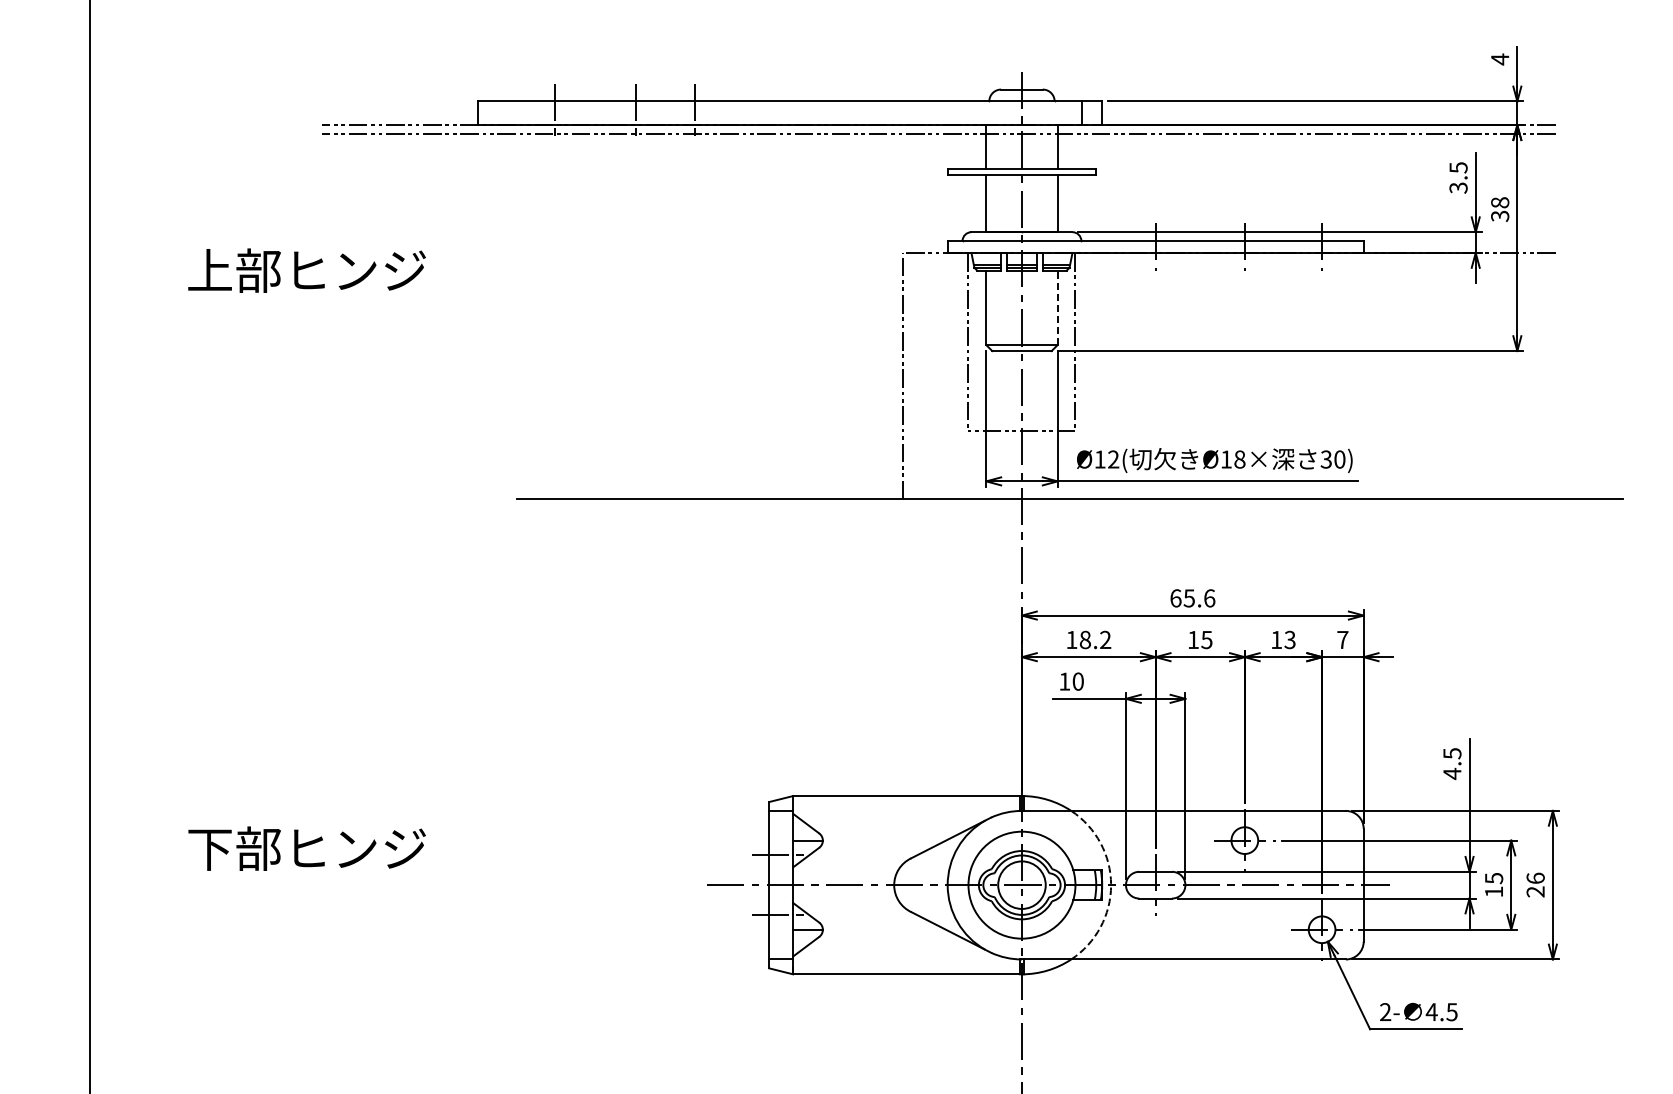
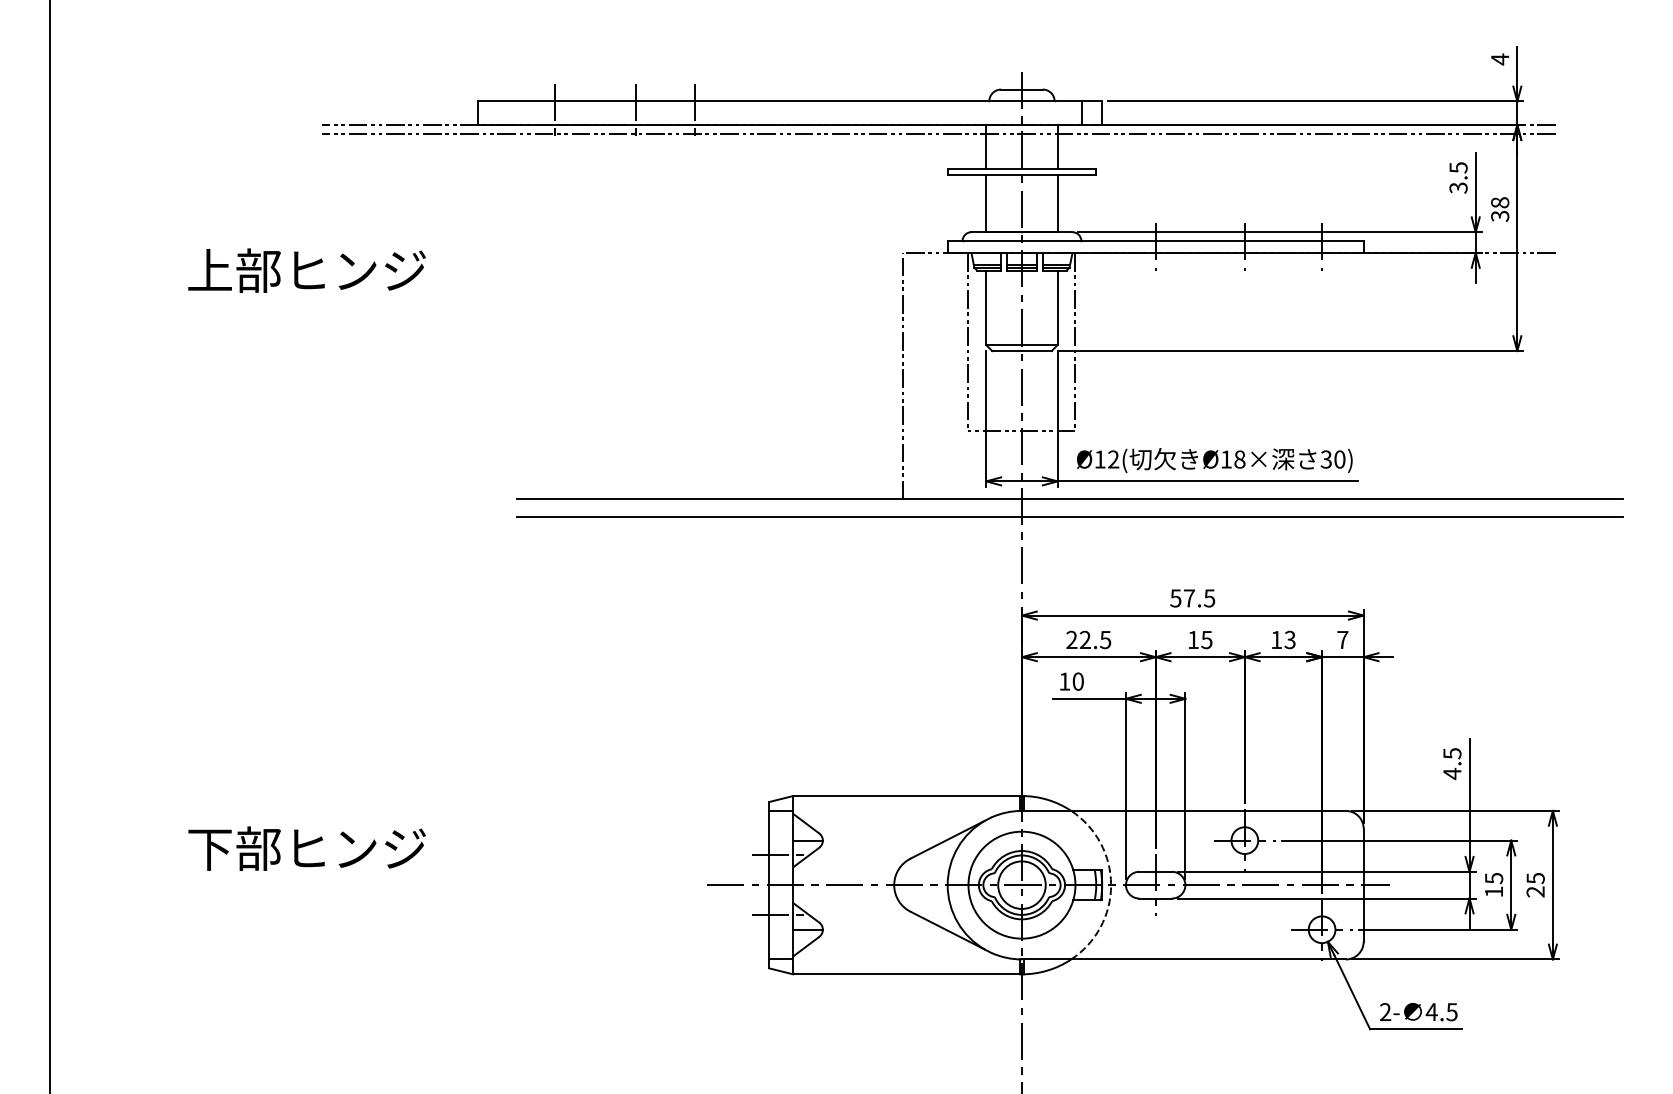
line: dashed -> solid (1057, 307)
line: none -> present (1069, 517)
line position: (90, 546) -> (50, 546) (50, 546)
text: 65.6 -> 57.5 (1192, 598)
text: 18.2 -> 22.5 (1088, 639)
text: 26 -> 25 (1535, 878)
